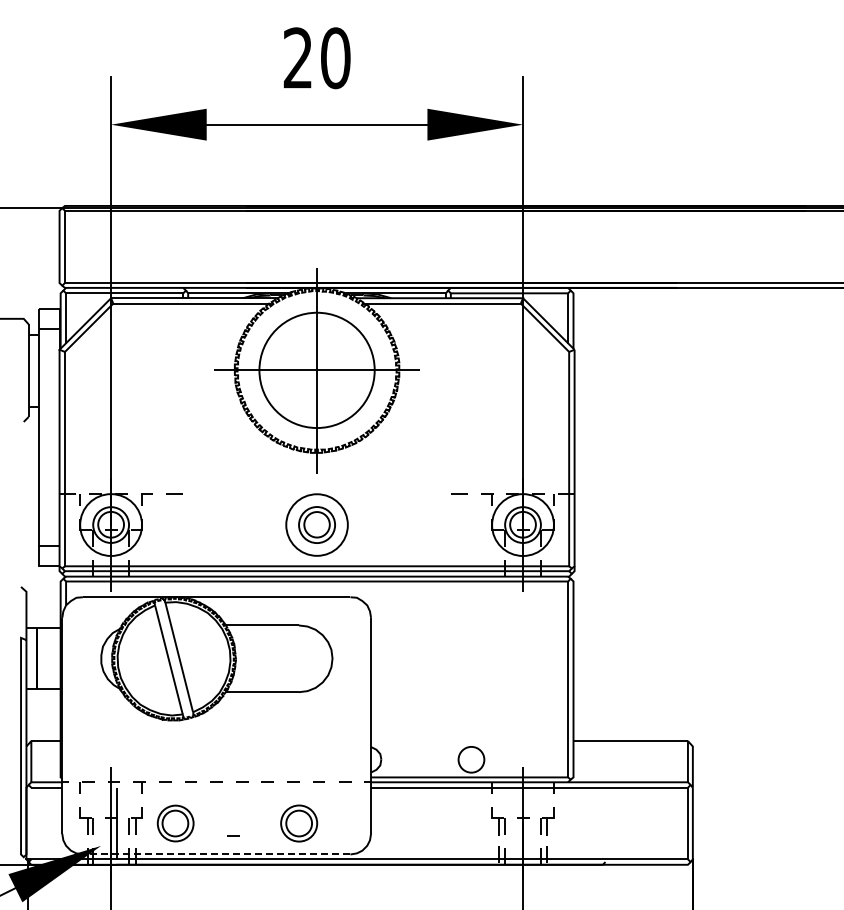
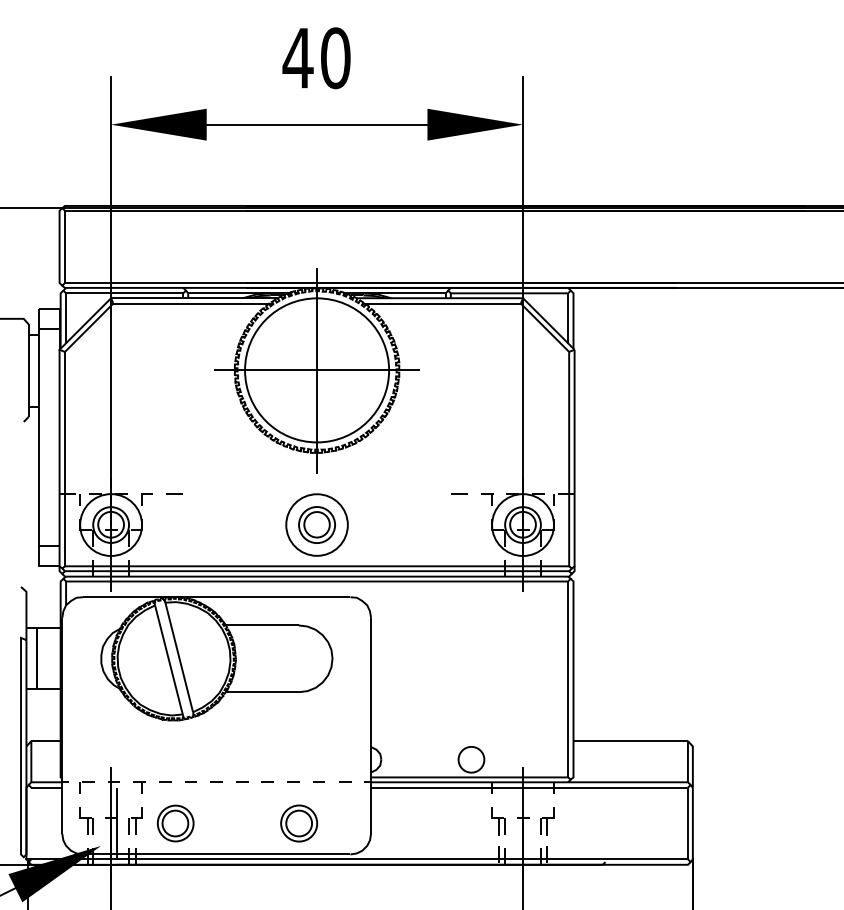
text: 20 -> 40 (297, 57)
circle diameter: 115 px -> 144 px (317, 370)
line: present -> none (233, 835)
line: dashed -> solid (216, 854)
